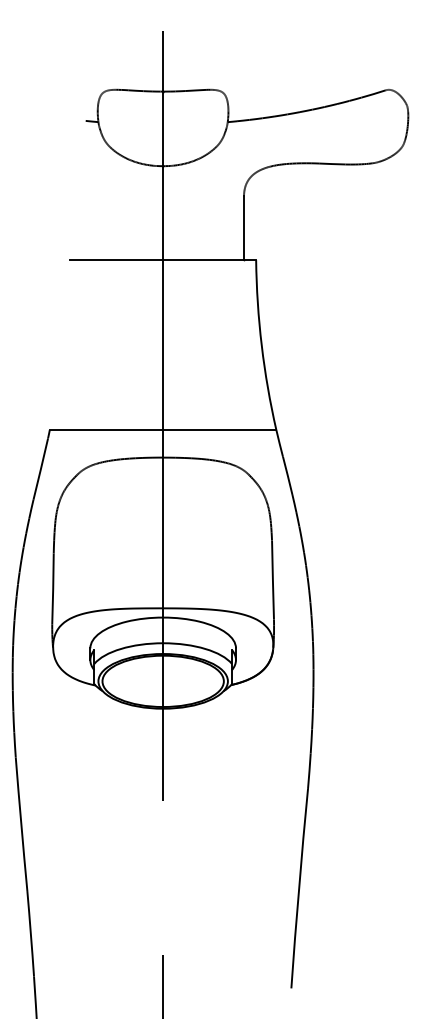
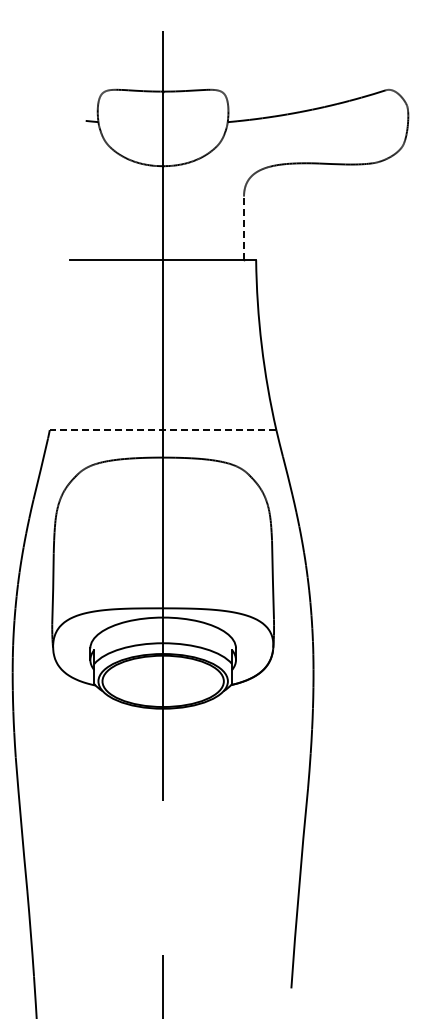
line: solid -> dashed (244, 228)
line: solid -> dashed (162, 430)
